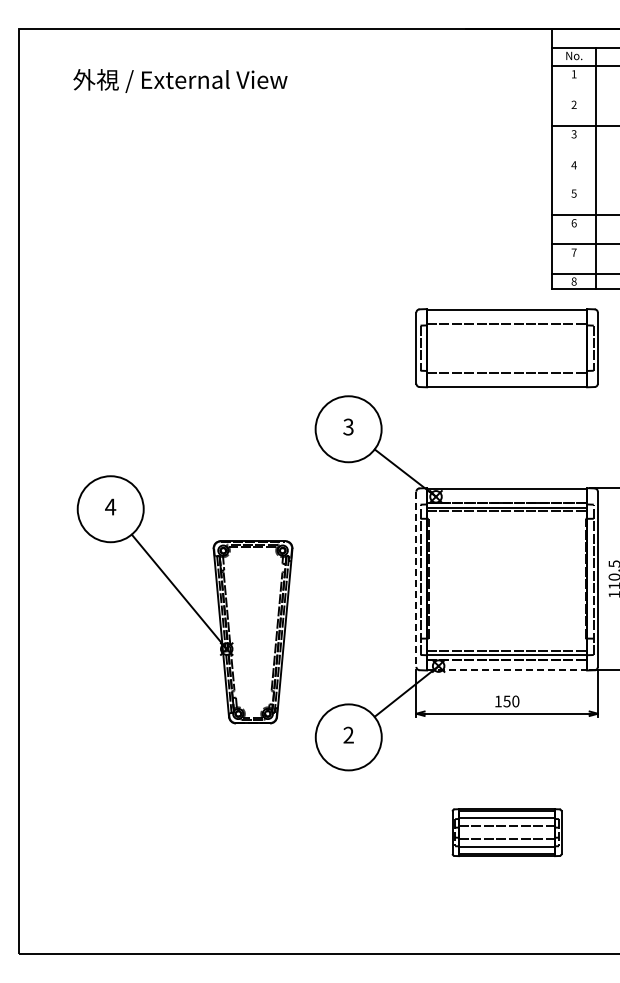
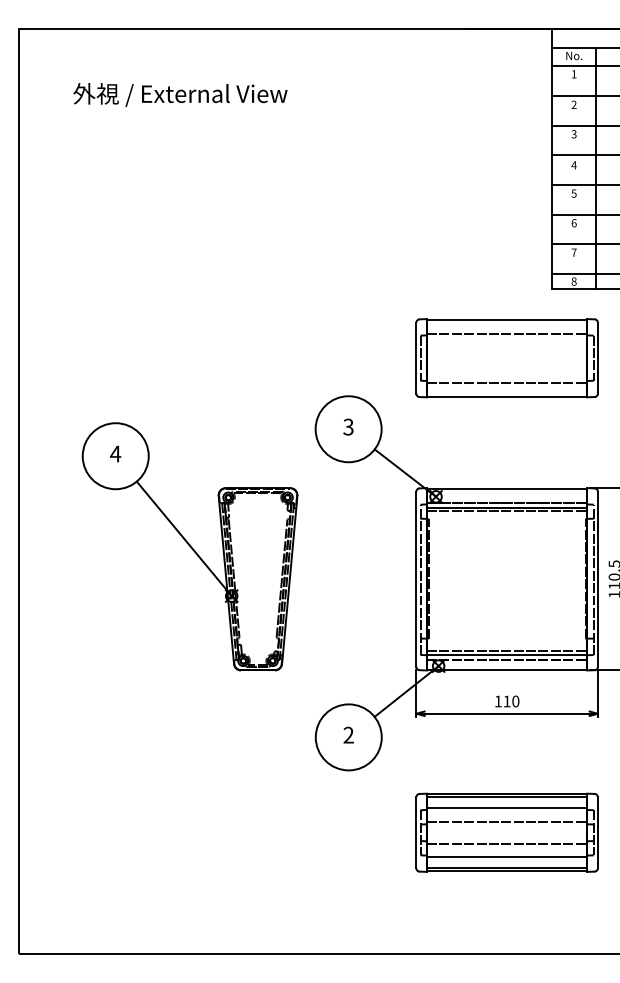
text position: (180, 80) -> (180, 94) (180, 94)
line: none -> present (583, 95)
line: none -> present (583, 155)
line: none -> present (583, 184)
part position: (506, 348) -> (506, 358) (506, 358)
line: dashed -> solid (416, 579)
part position: (184, 599) -> (189, 546) (189, 546)
line: dashed -> solid (507, 670)
text: 150 -> 110 (506, 701)
part size: 112x49 px -> 184x81 px (506, 832)
